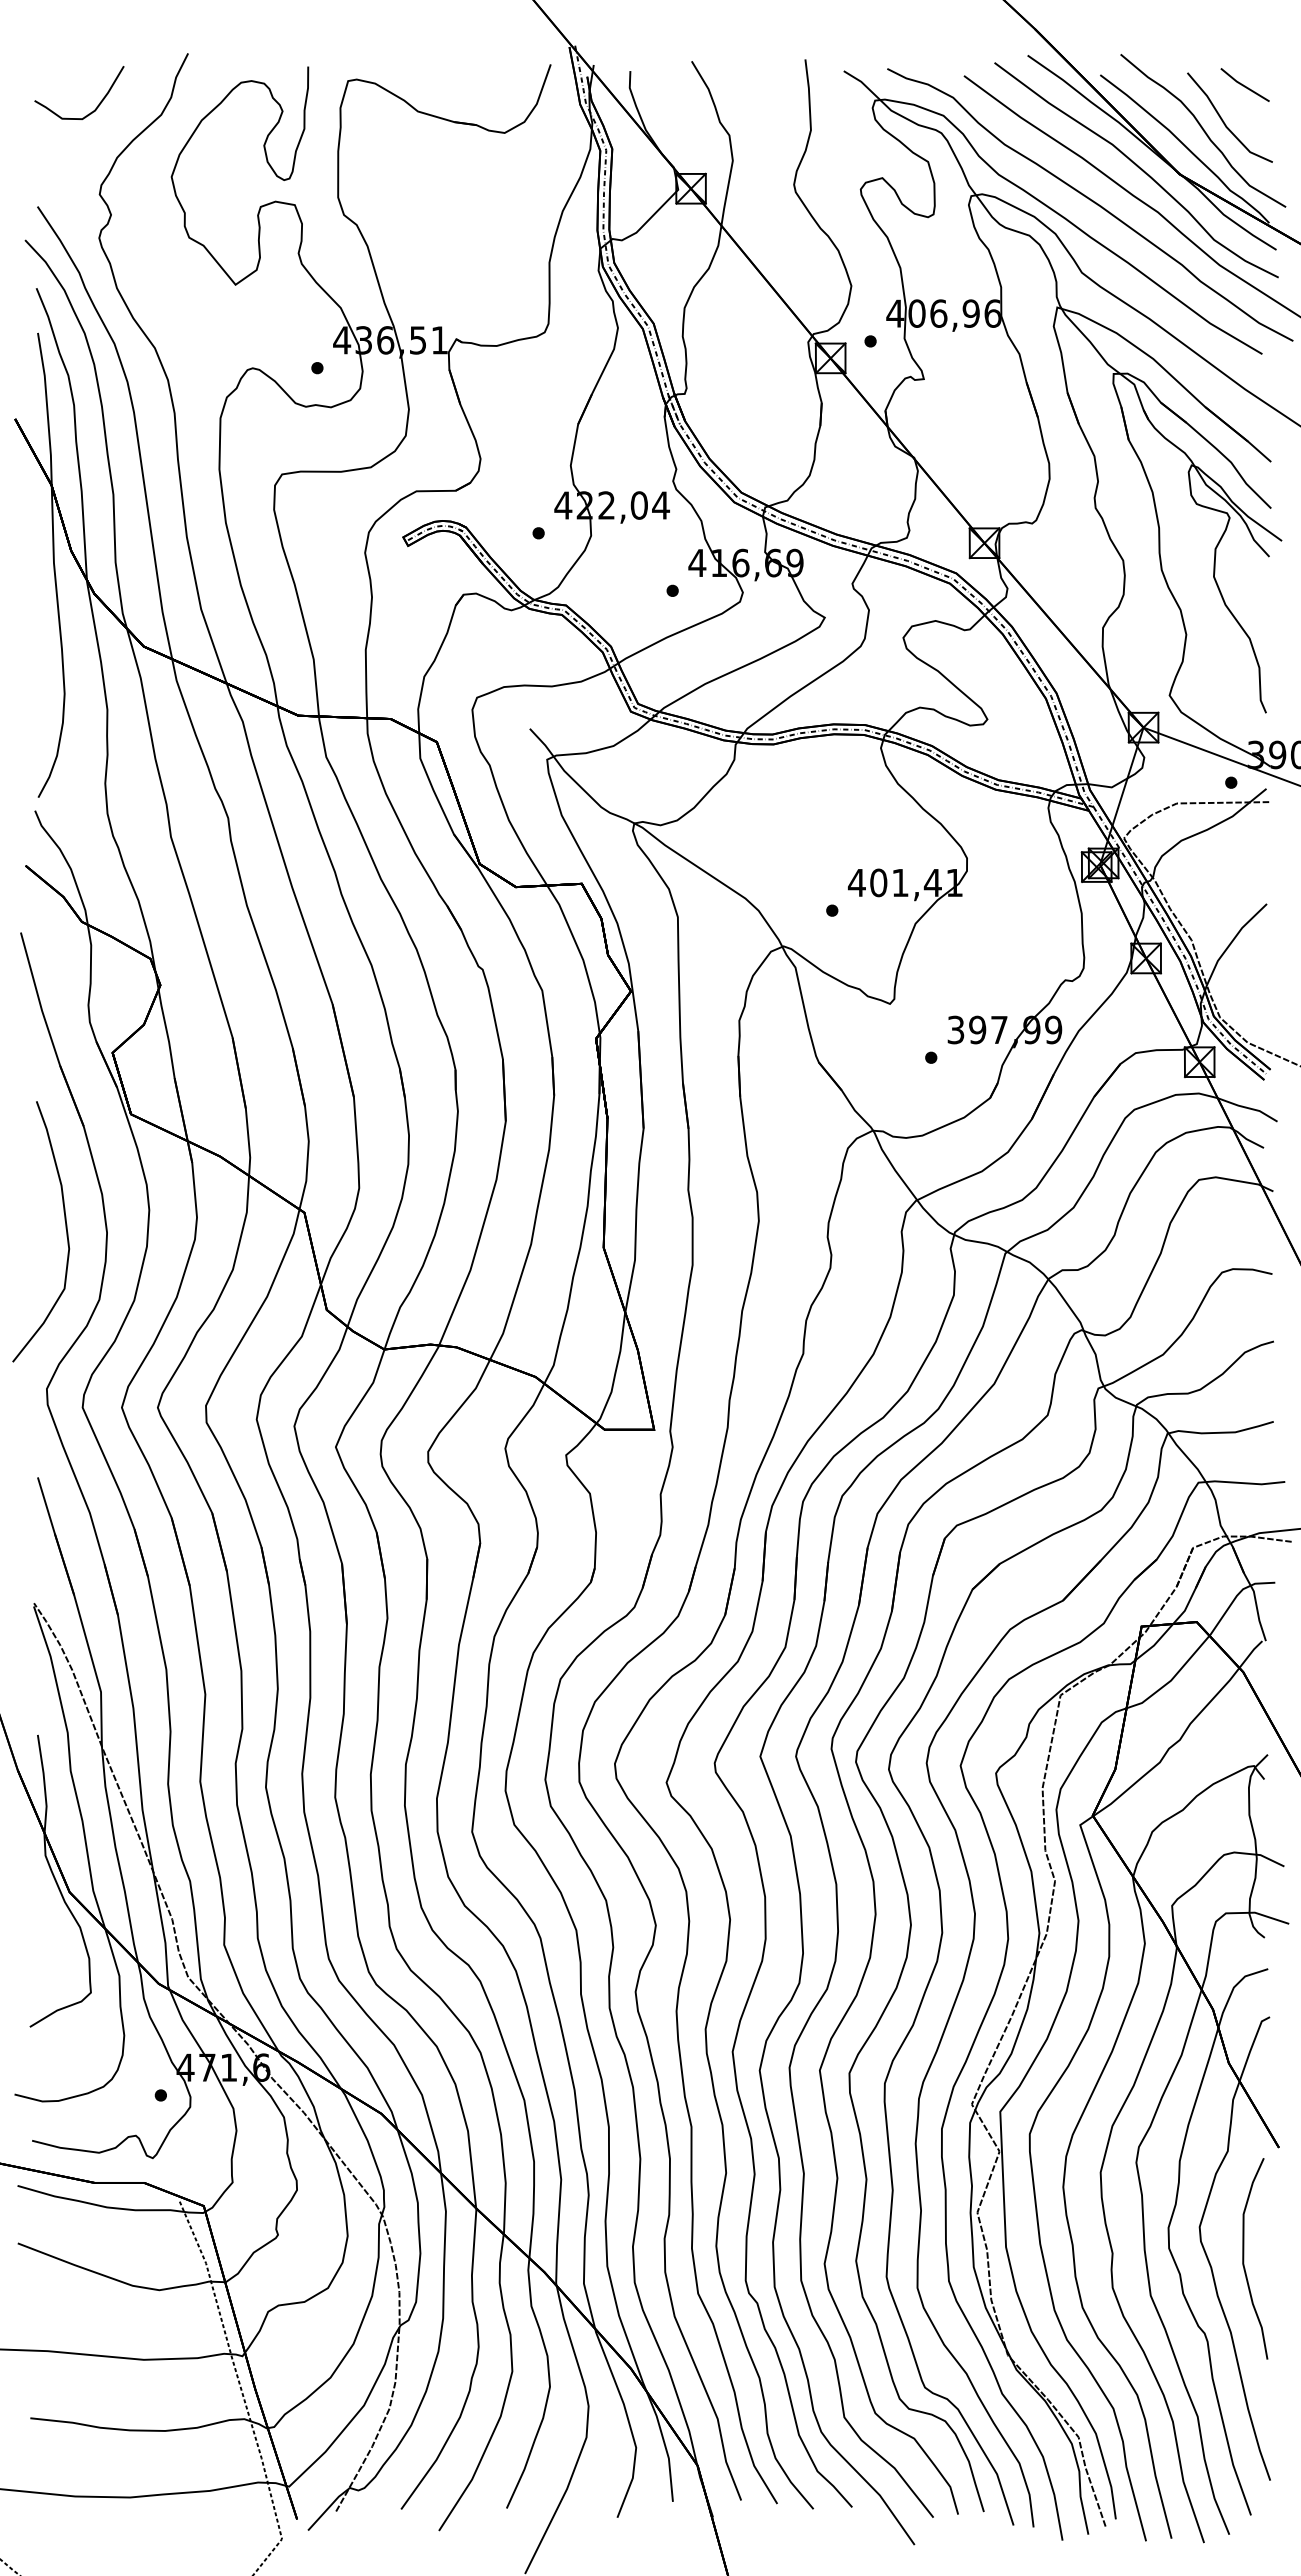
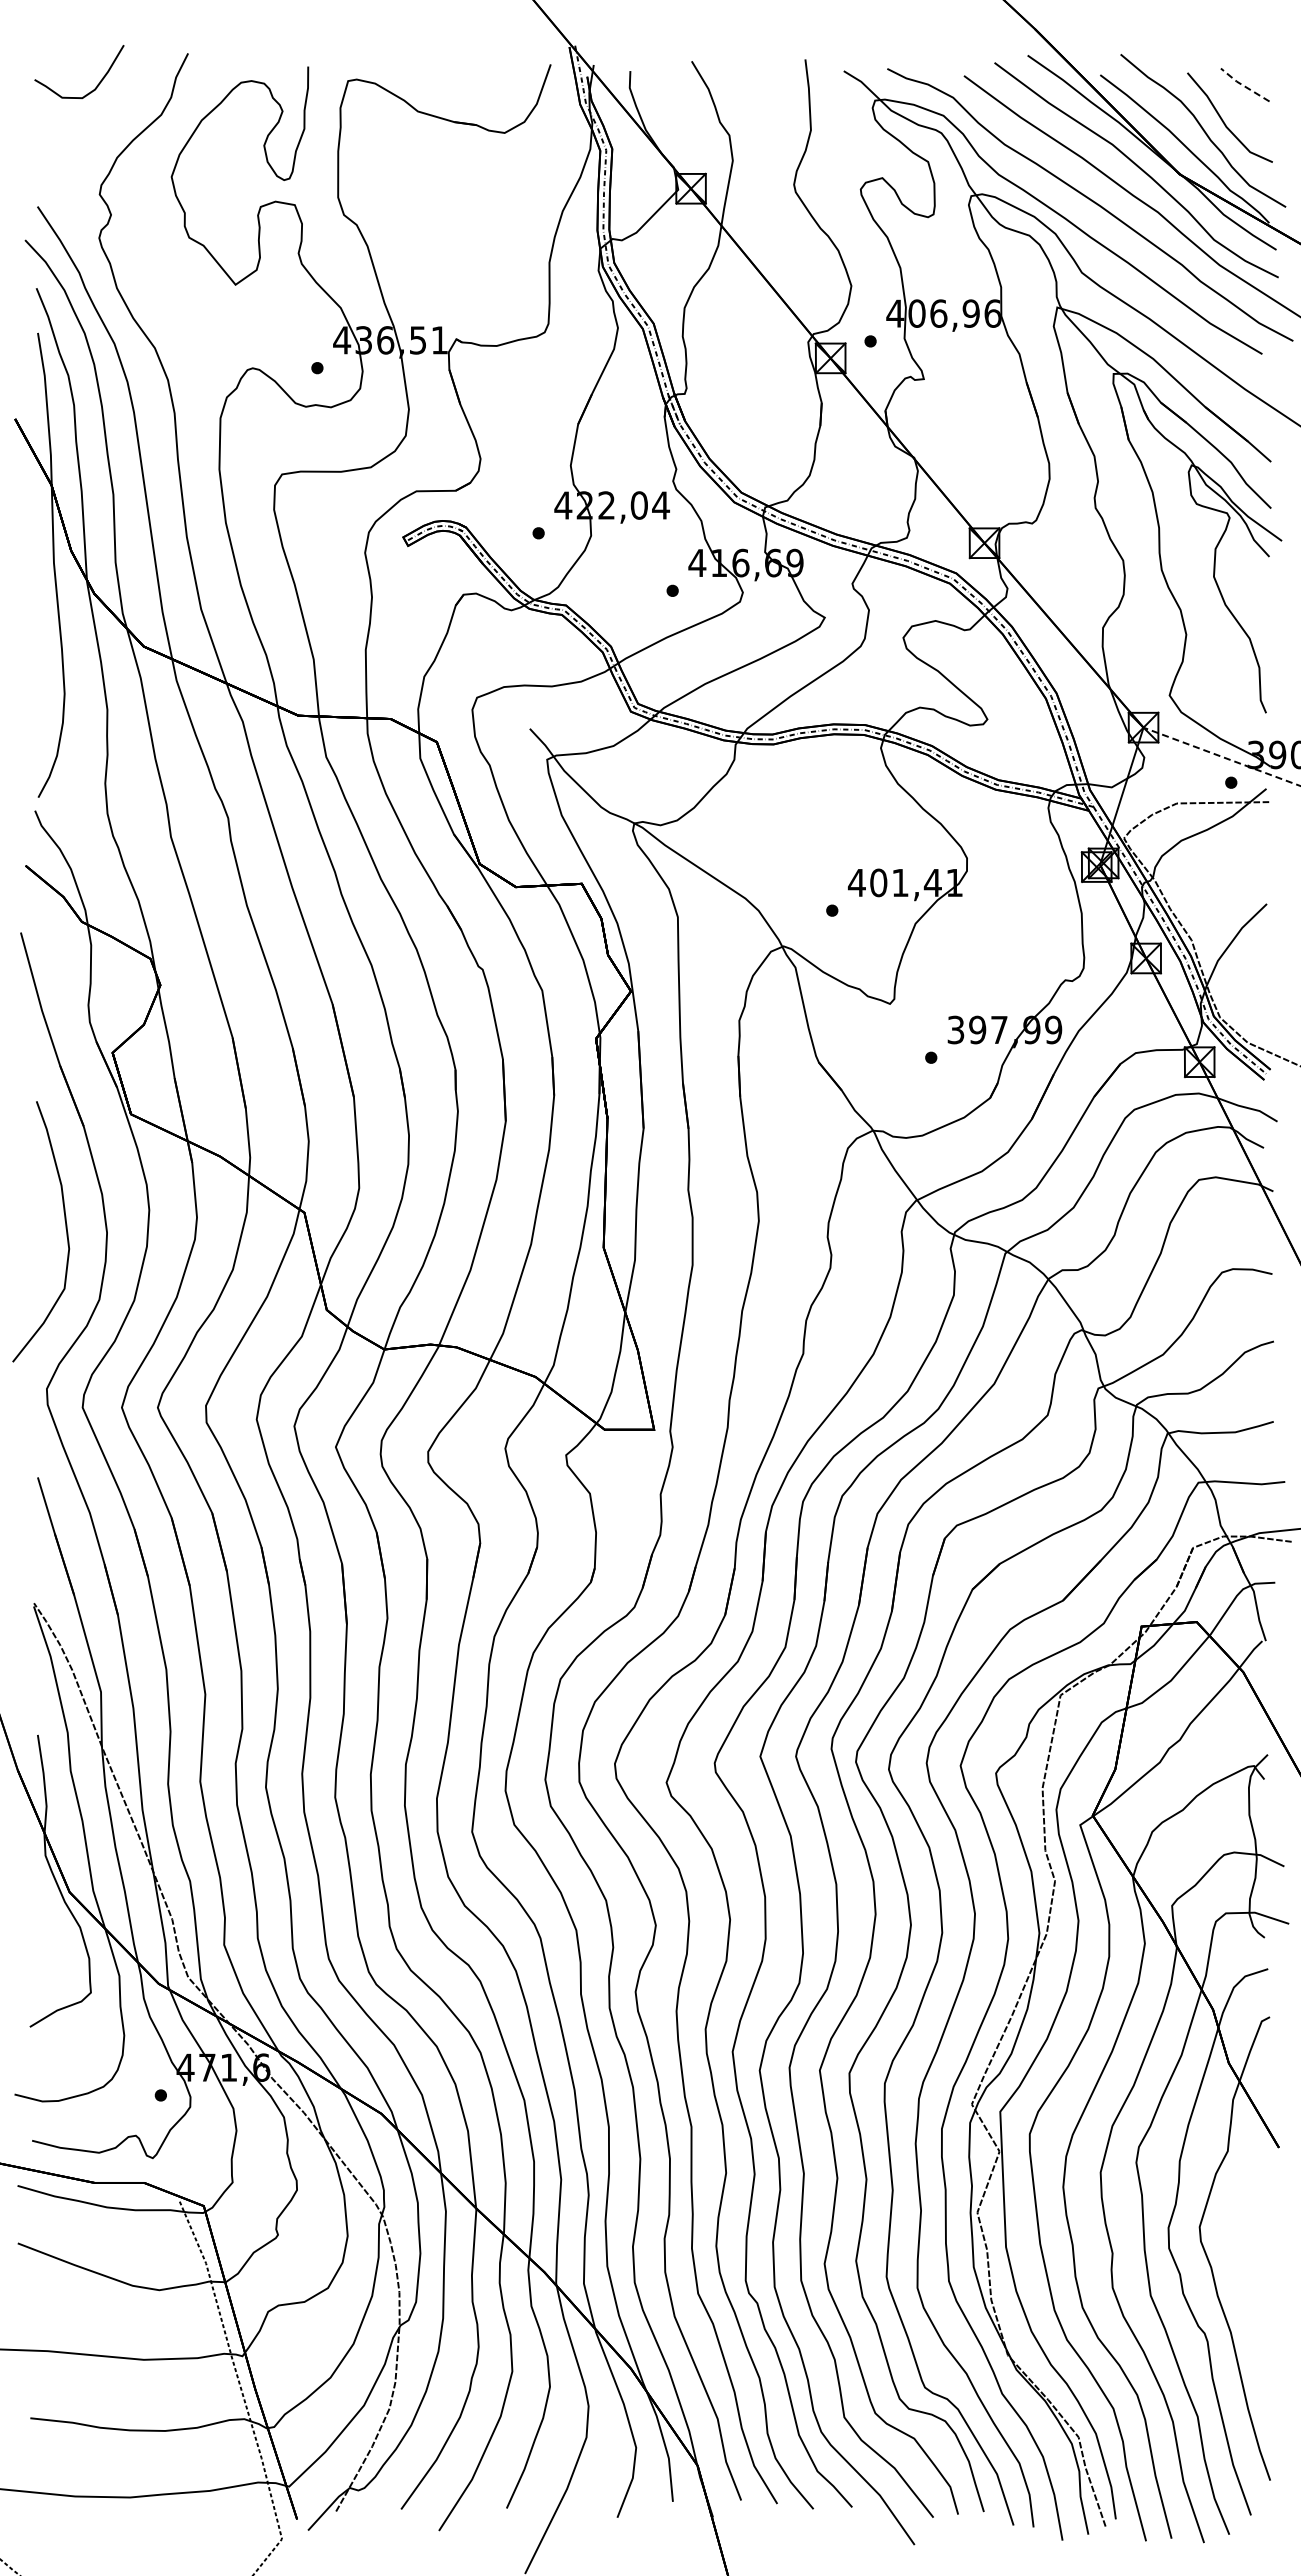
line: solid -> dashed (1243, 85)
curve position: (96, 106) -> (96, 85) (96, 85)
line: solid -> dashed (1222, 756)
curve: present -> none (1244, 2258)
